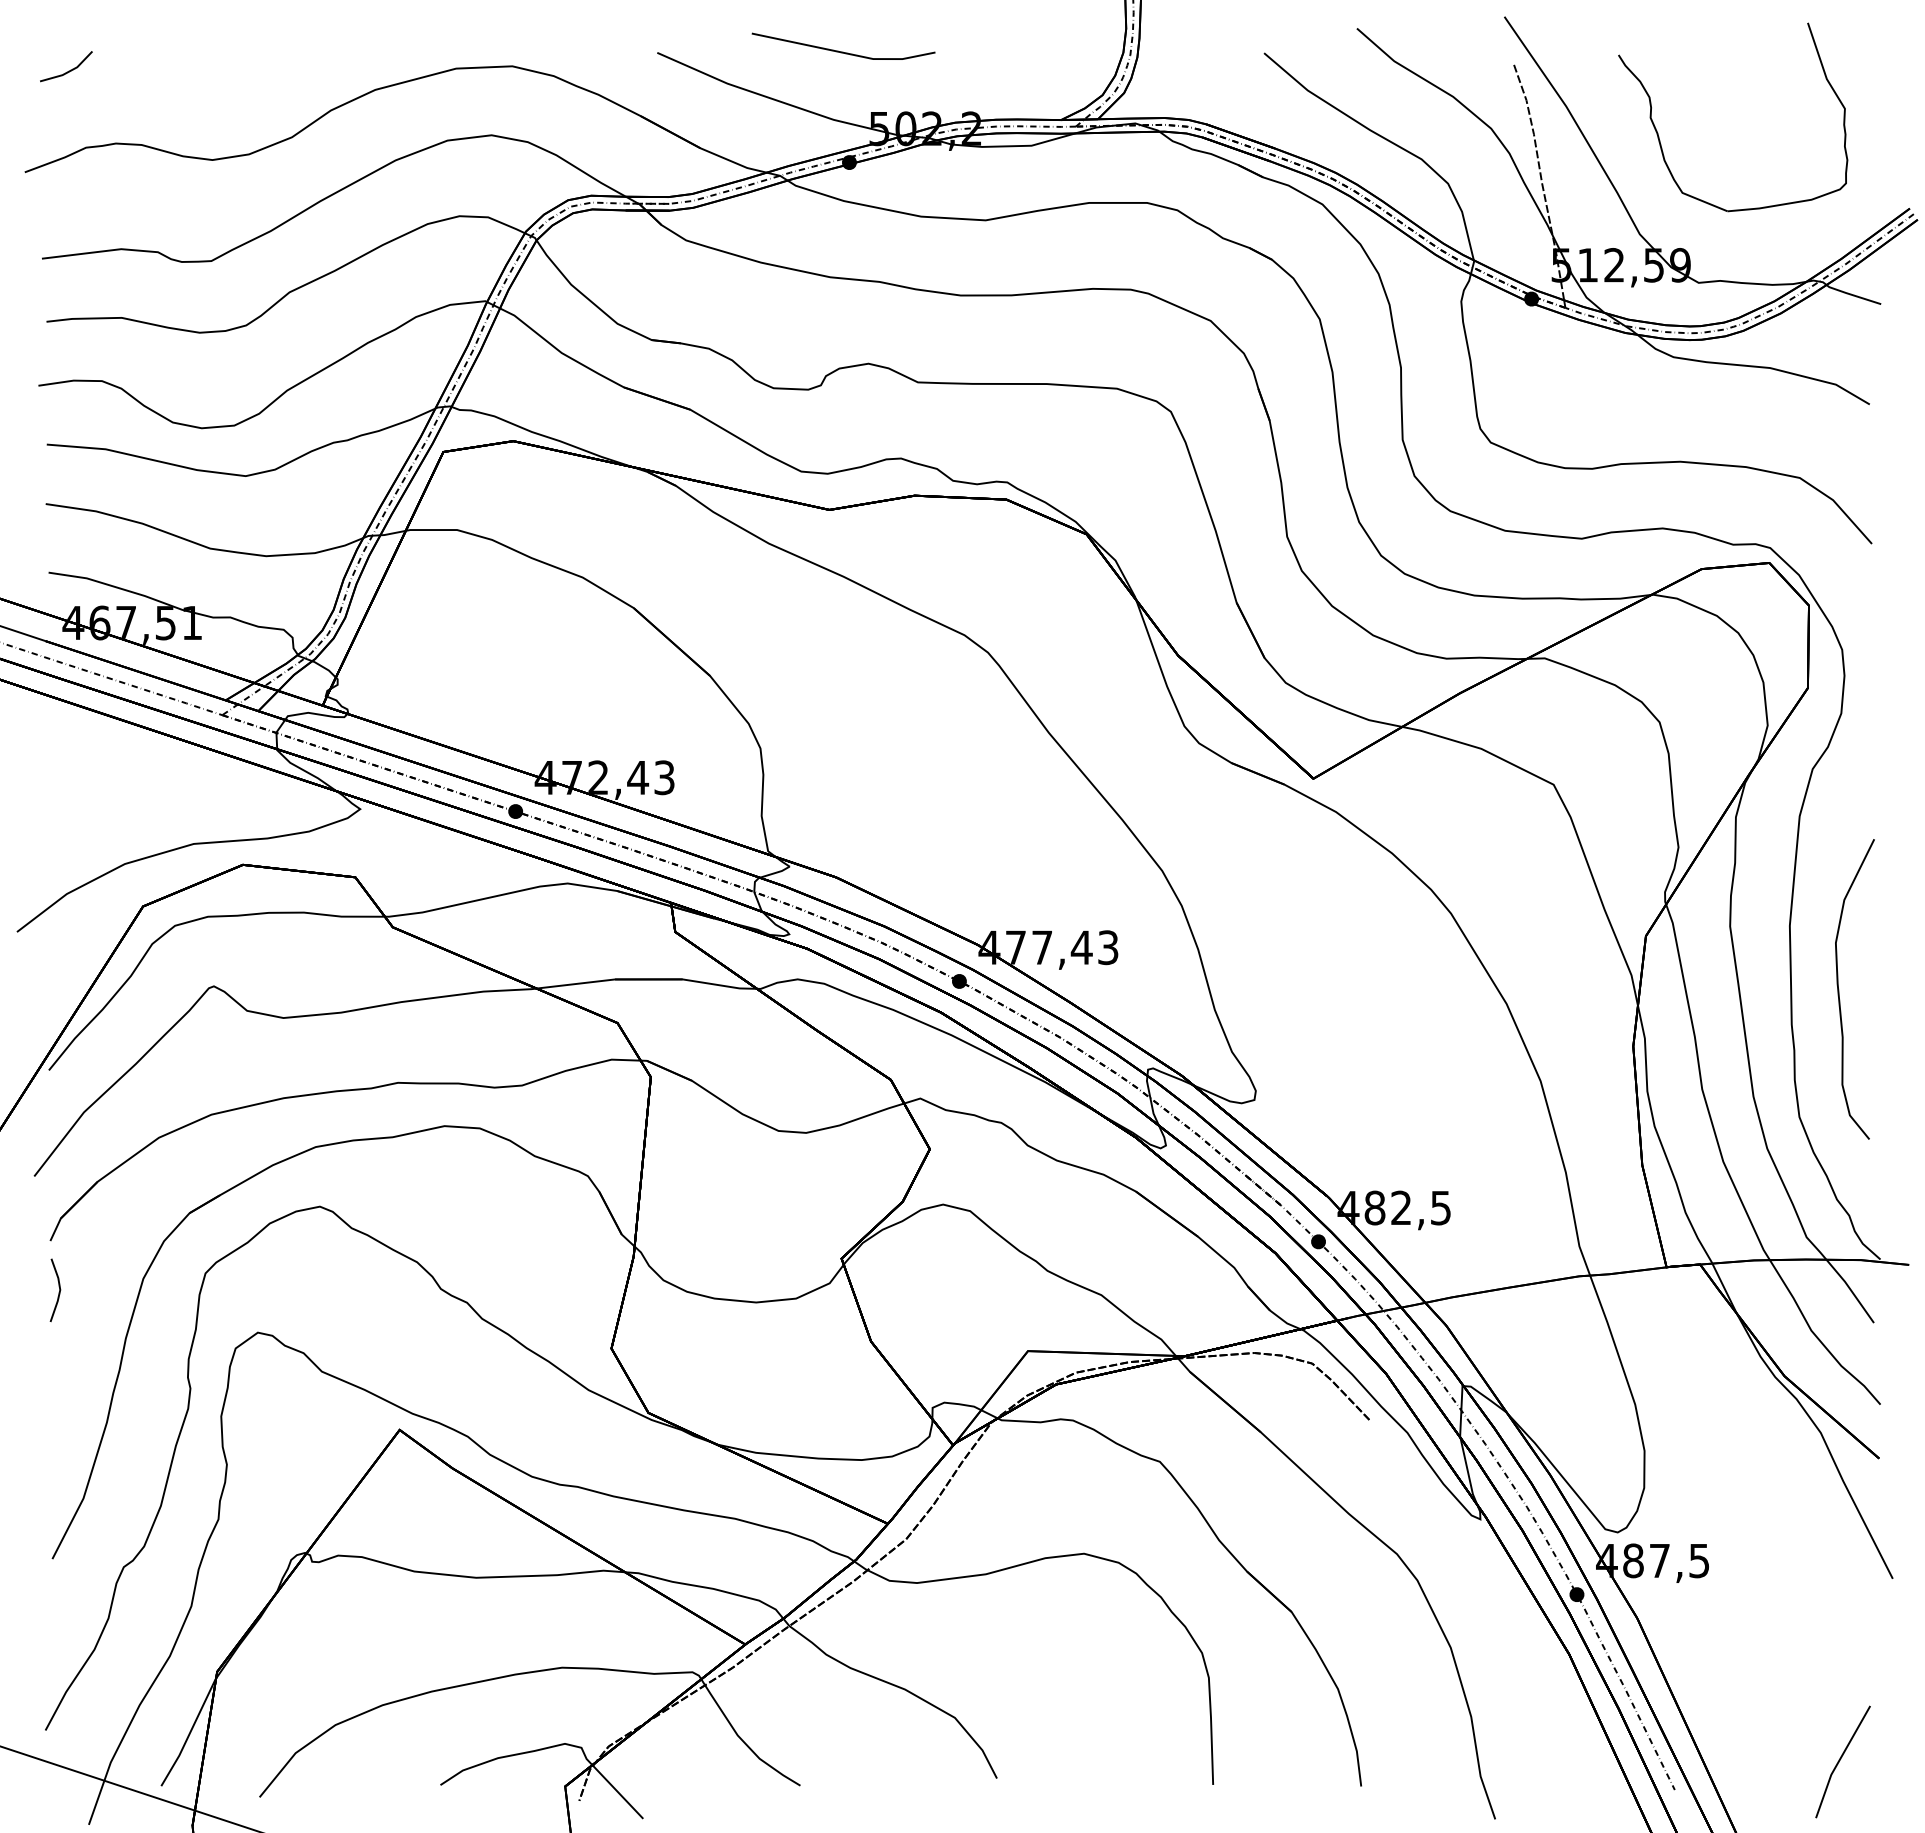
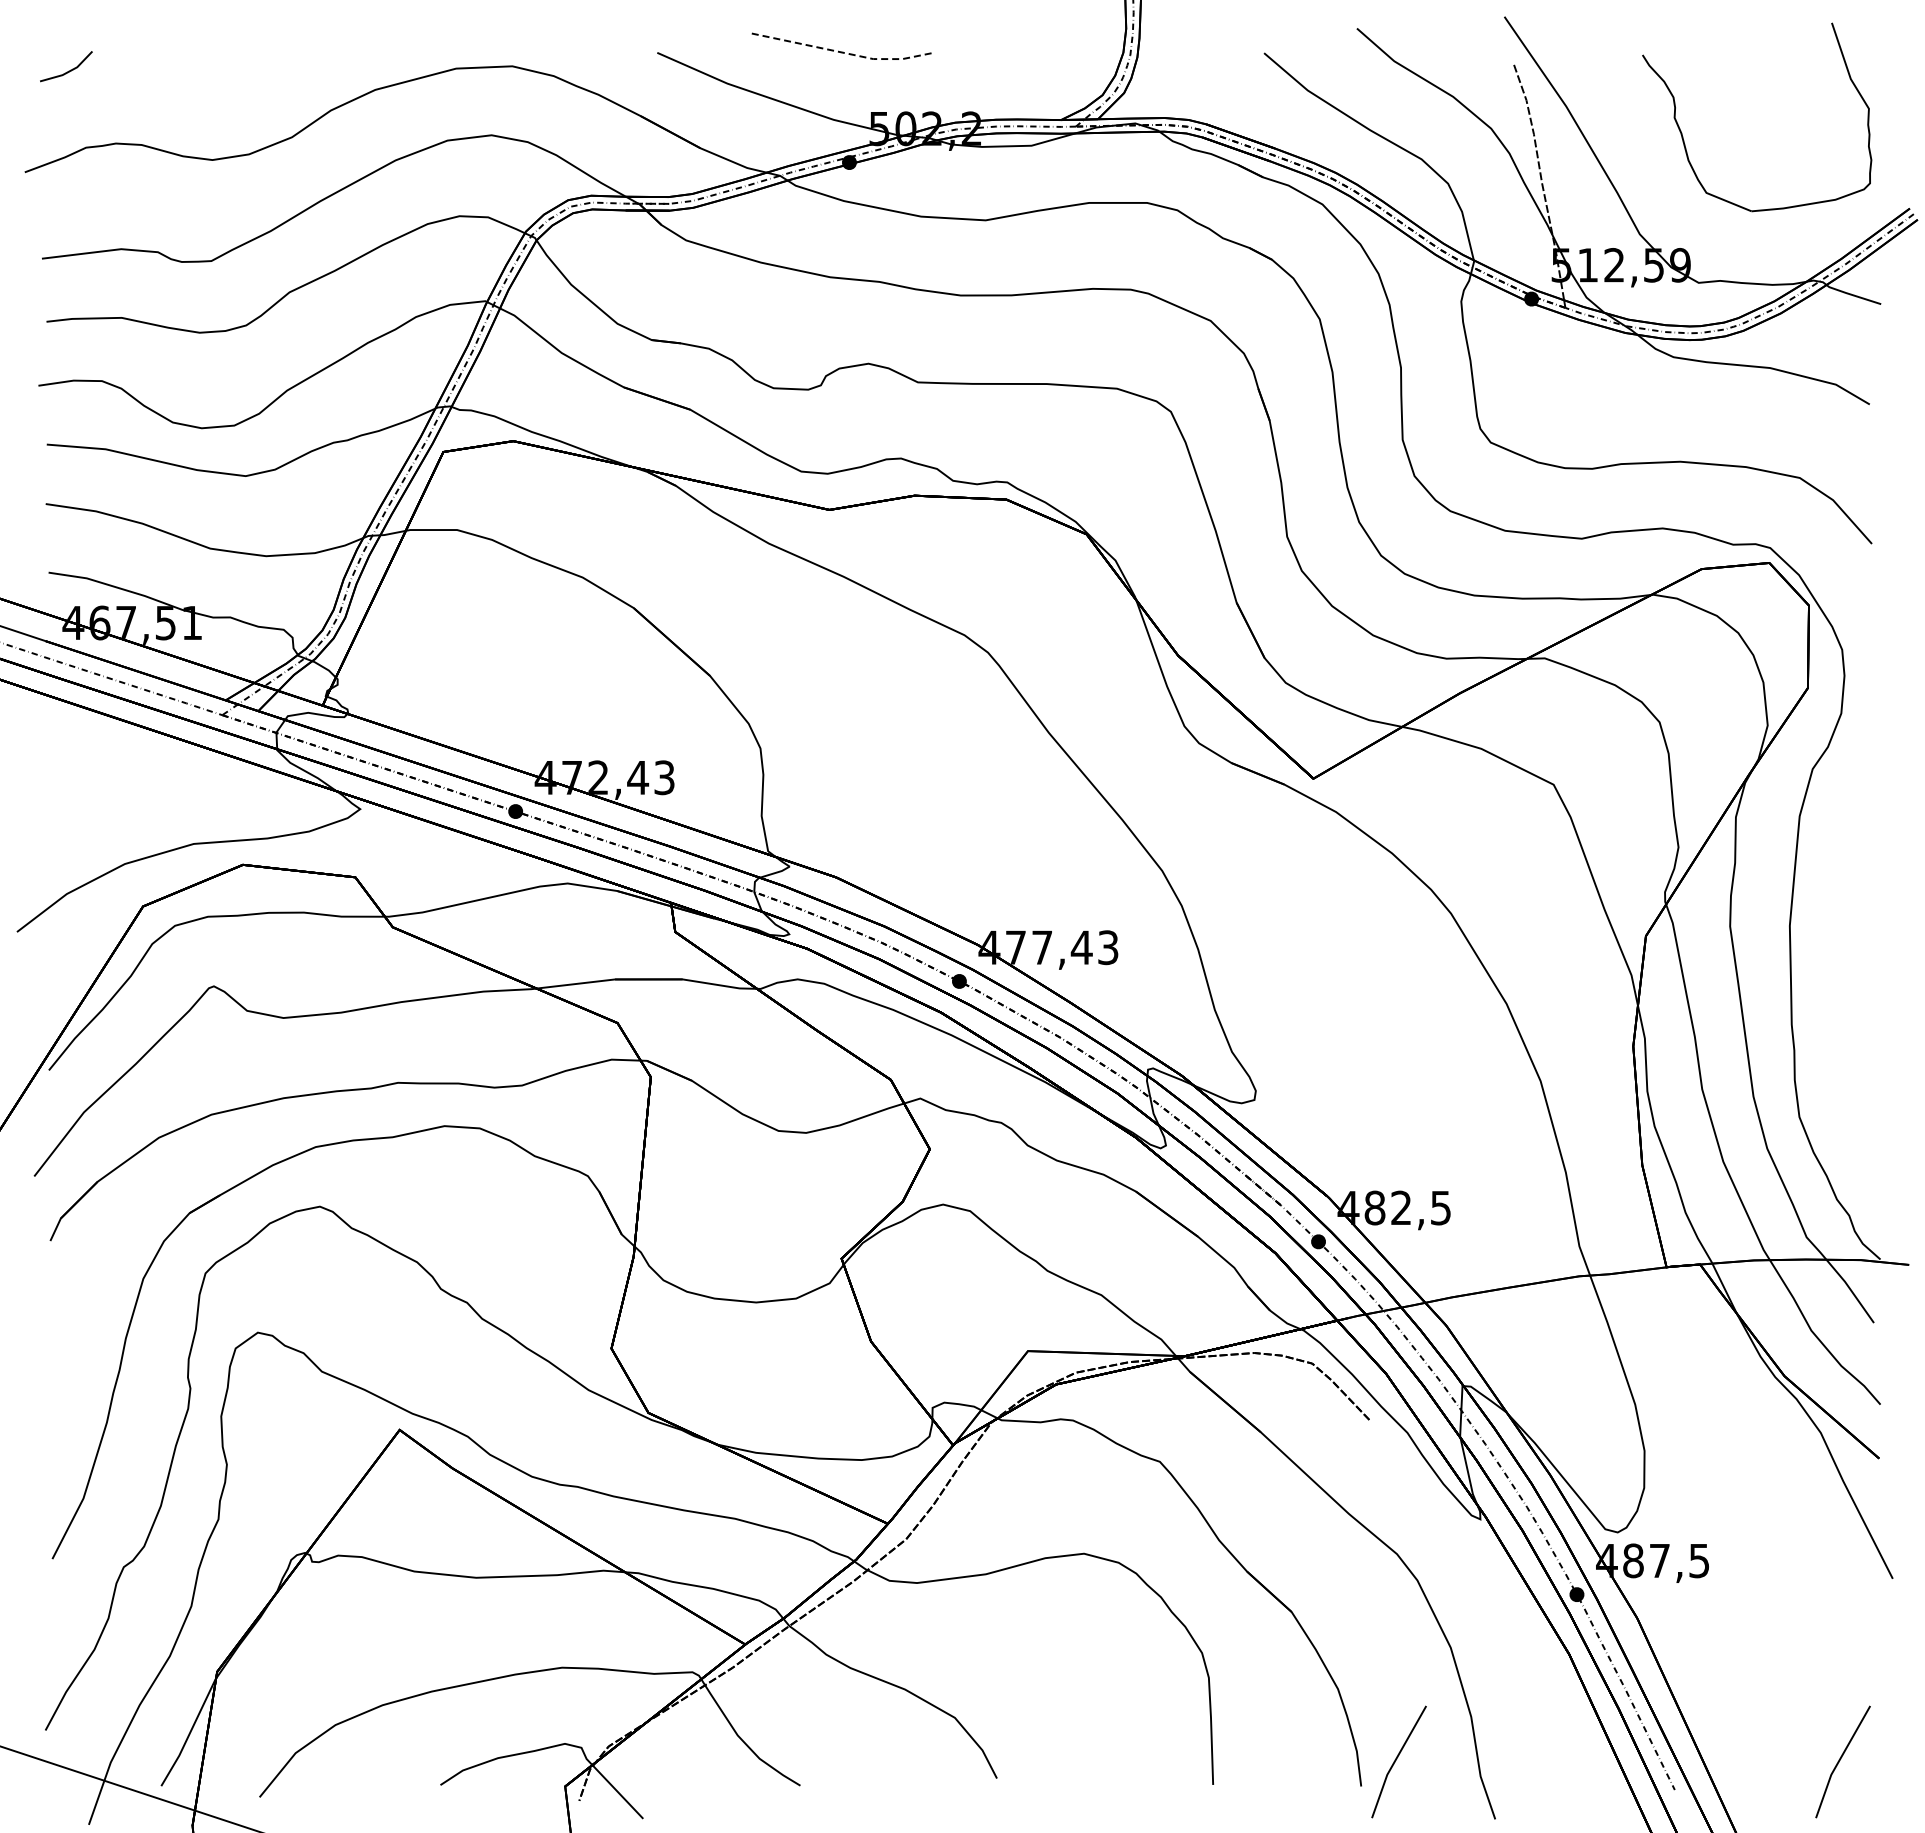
line: solid -> dashed (845, 53)
part position: (1659, 136) -> (1683, 136) (1683, 136)
curve: present -> none (1839, 989)
line: present -> none (58, 1292)
line: none -> present (1397, 1759)
